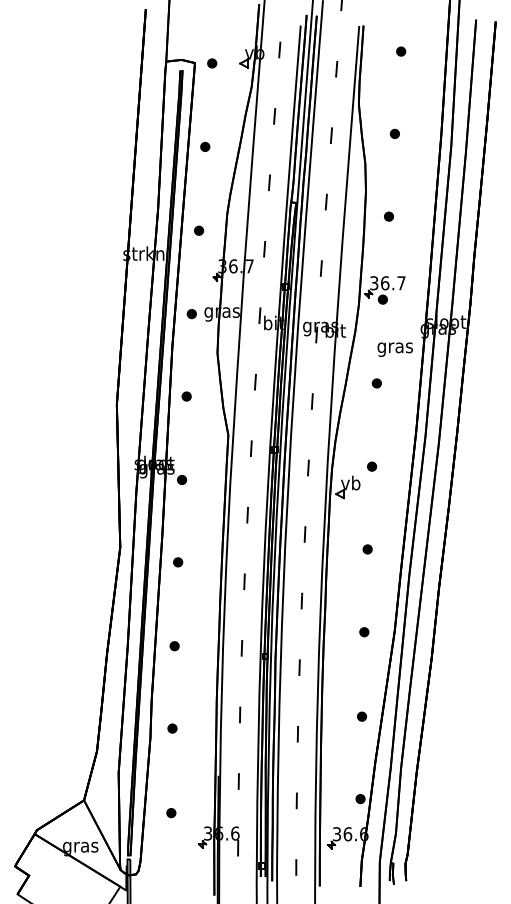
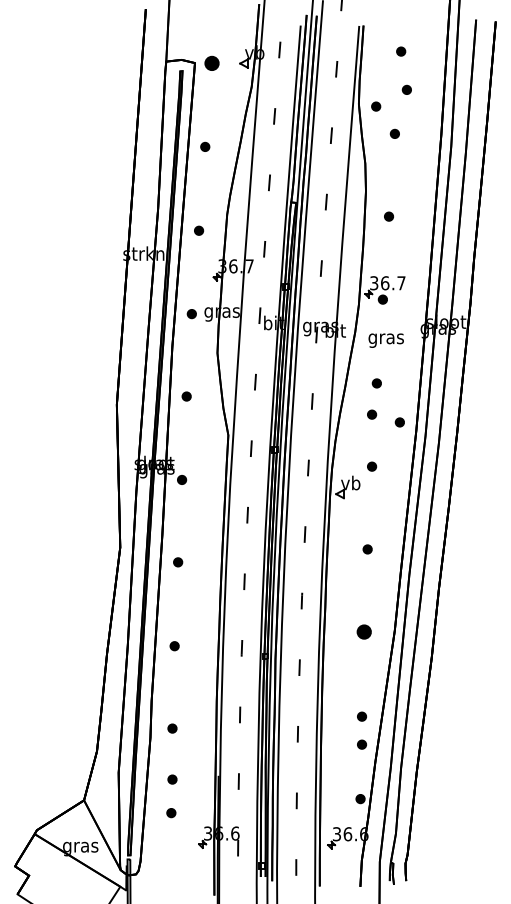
part size: 11x11 px -> 16x16 px (211, 62)
part: none -> present (406, 89)
part: none -> present (376, 106)
text position: (394, 349) -> (385, 340) (385, 340)
part: none -> present (372, 414)
part: none -> present (399, 422)
part size: 11x11 px -> 16x16 px (363, 631)
part: none -> present (362, 744)
part: none -> present (172, 779)
